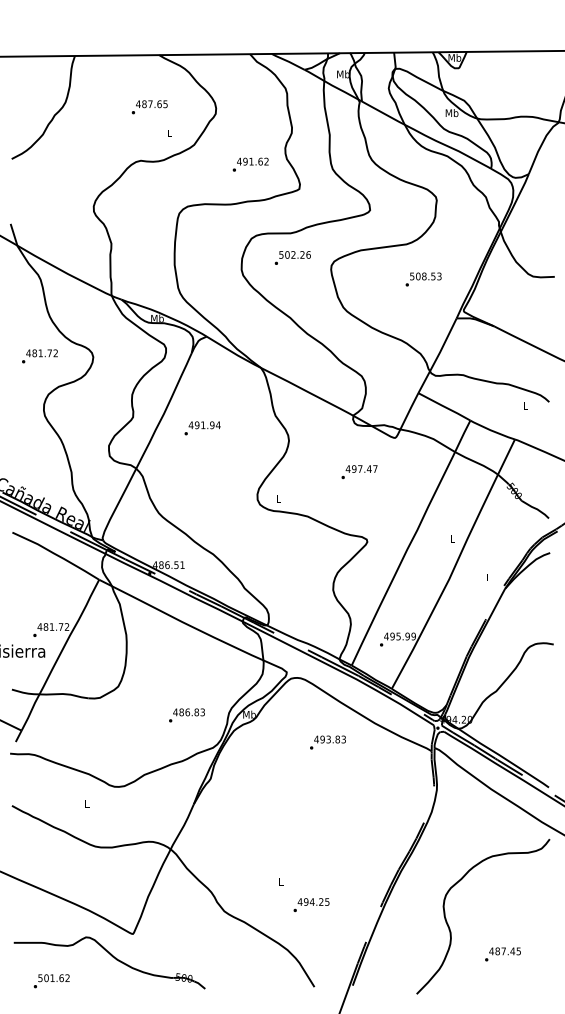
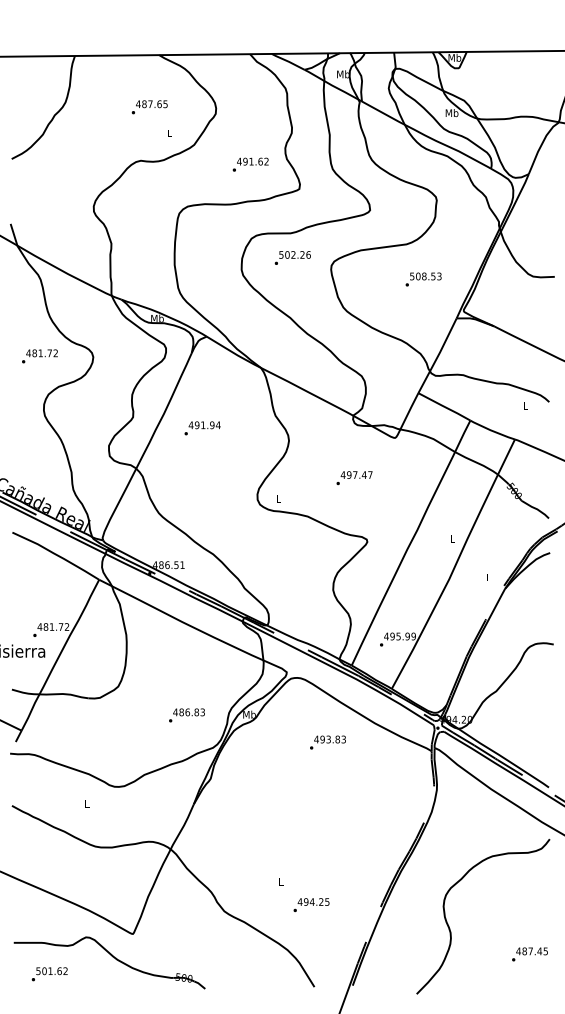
text position: (359, 472) -> (354, 478) (354, 478)
text position: (502, 954) -> (529, 954) (529, 954)
text position: (51, 981) -> (49, 974) (49, 974)
